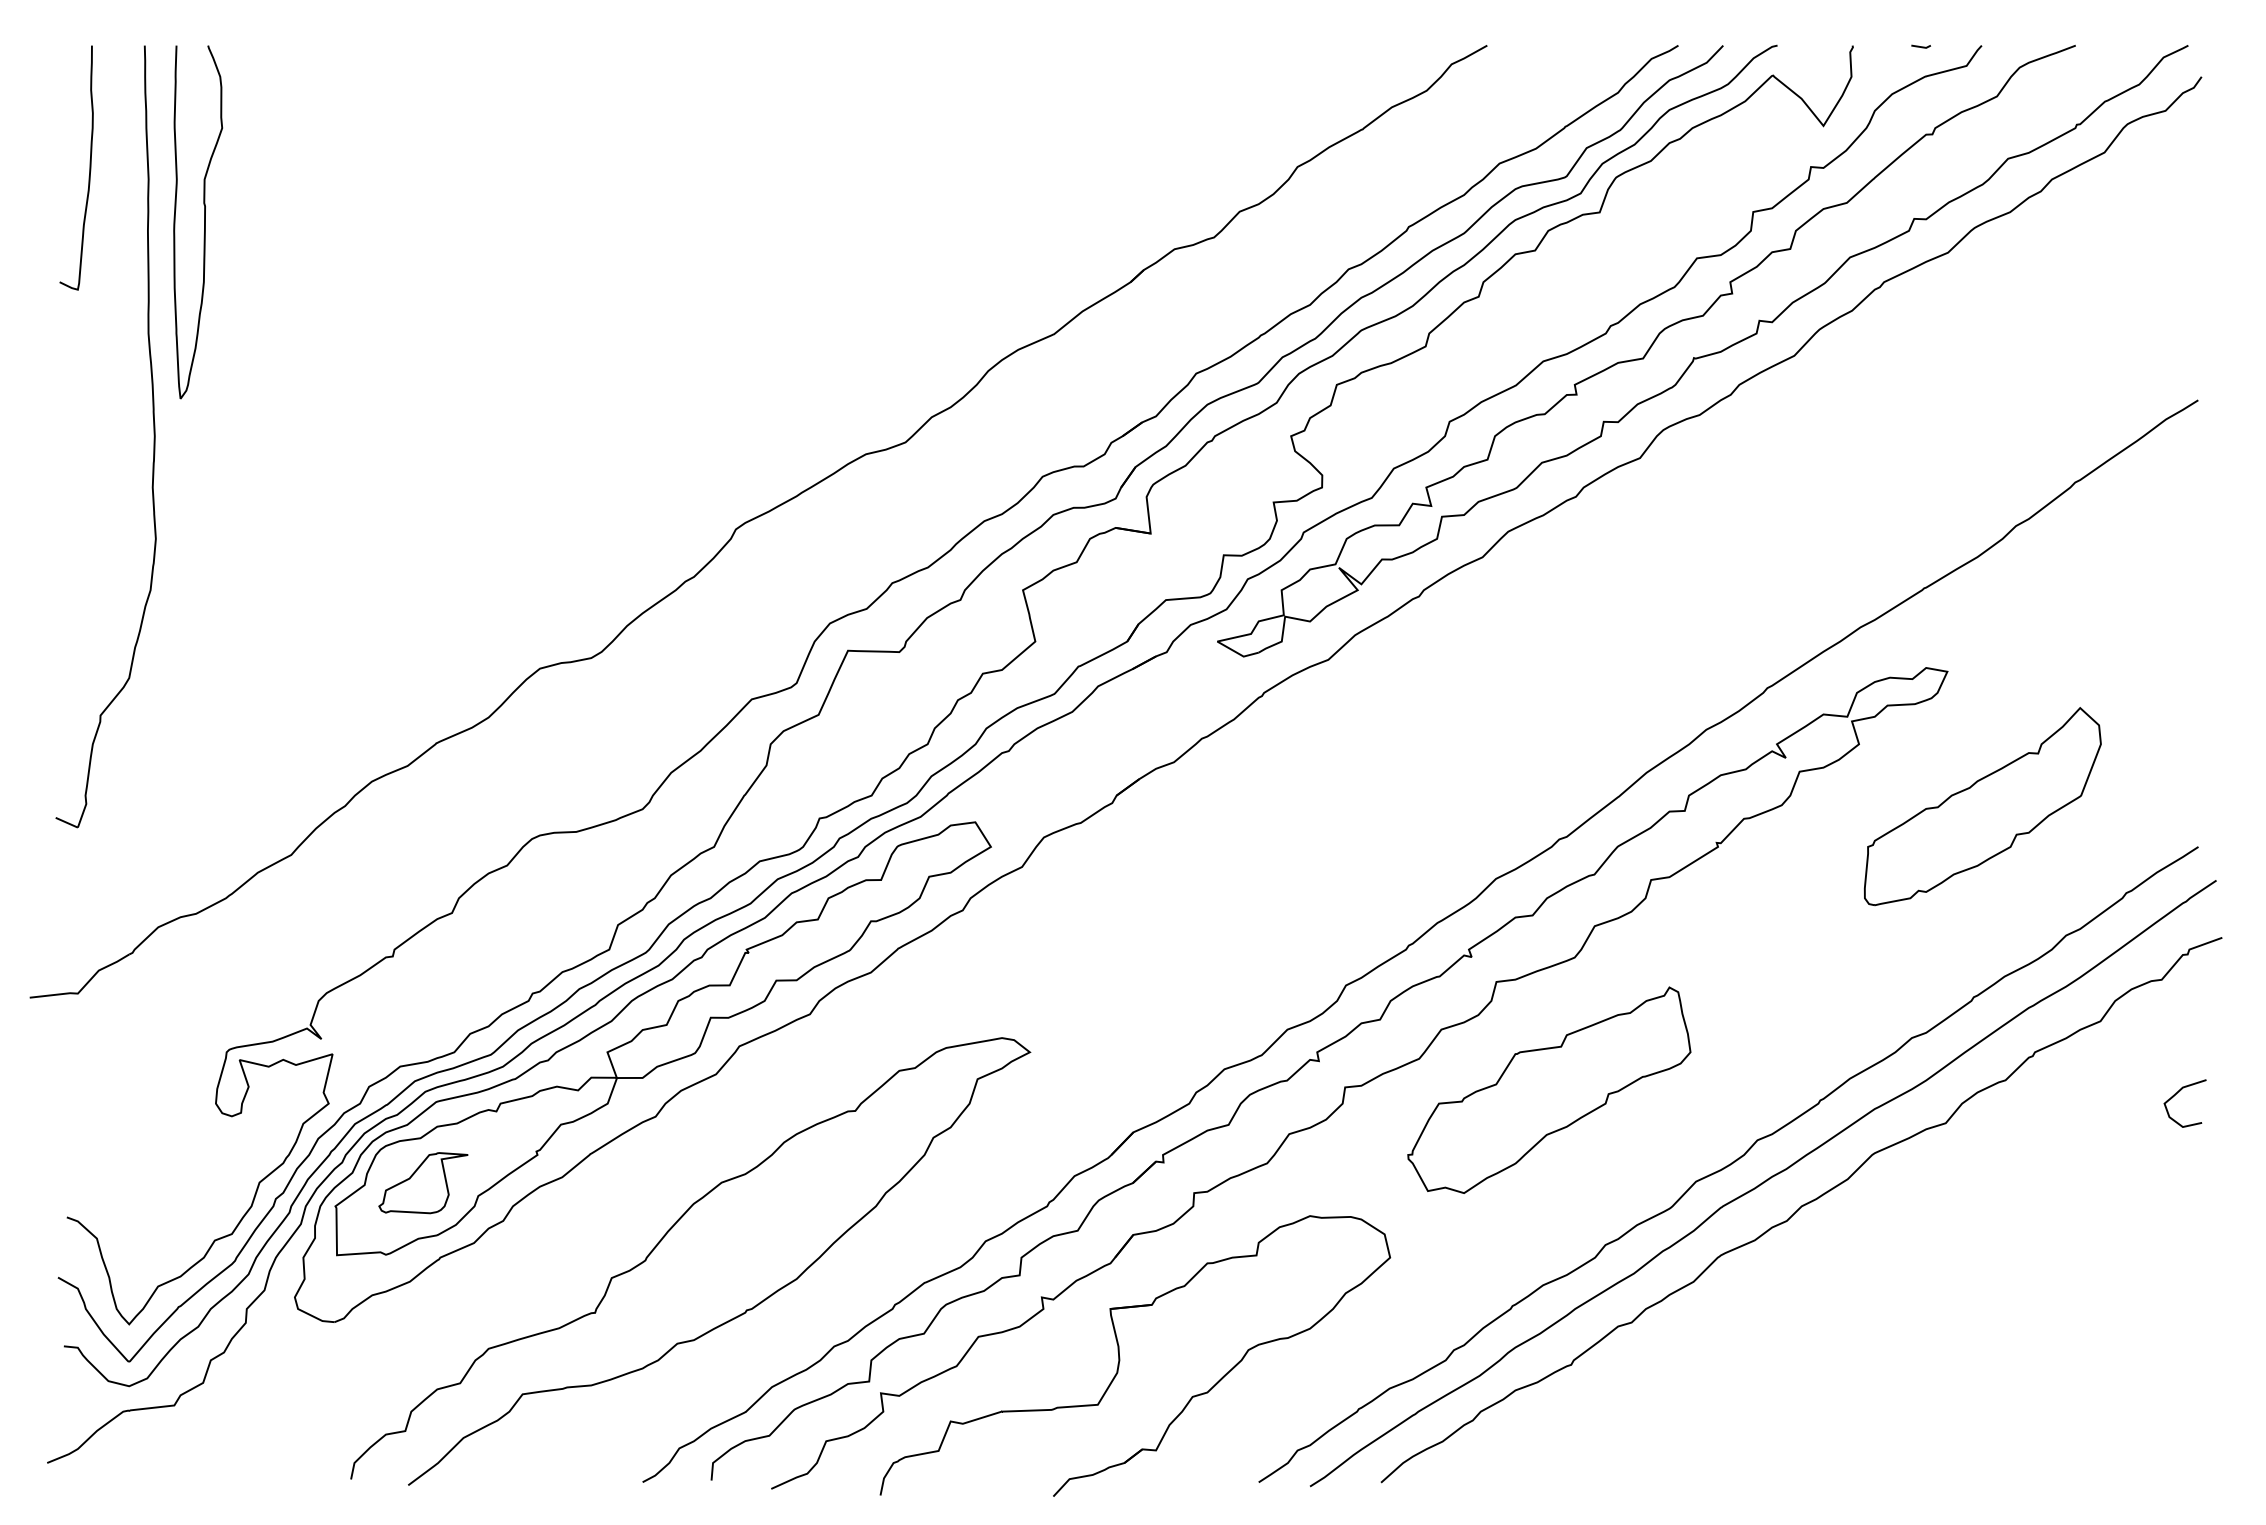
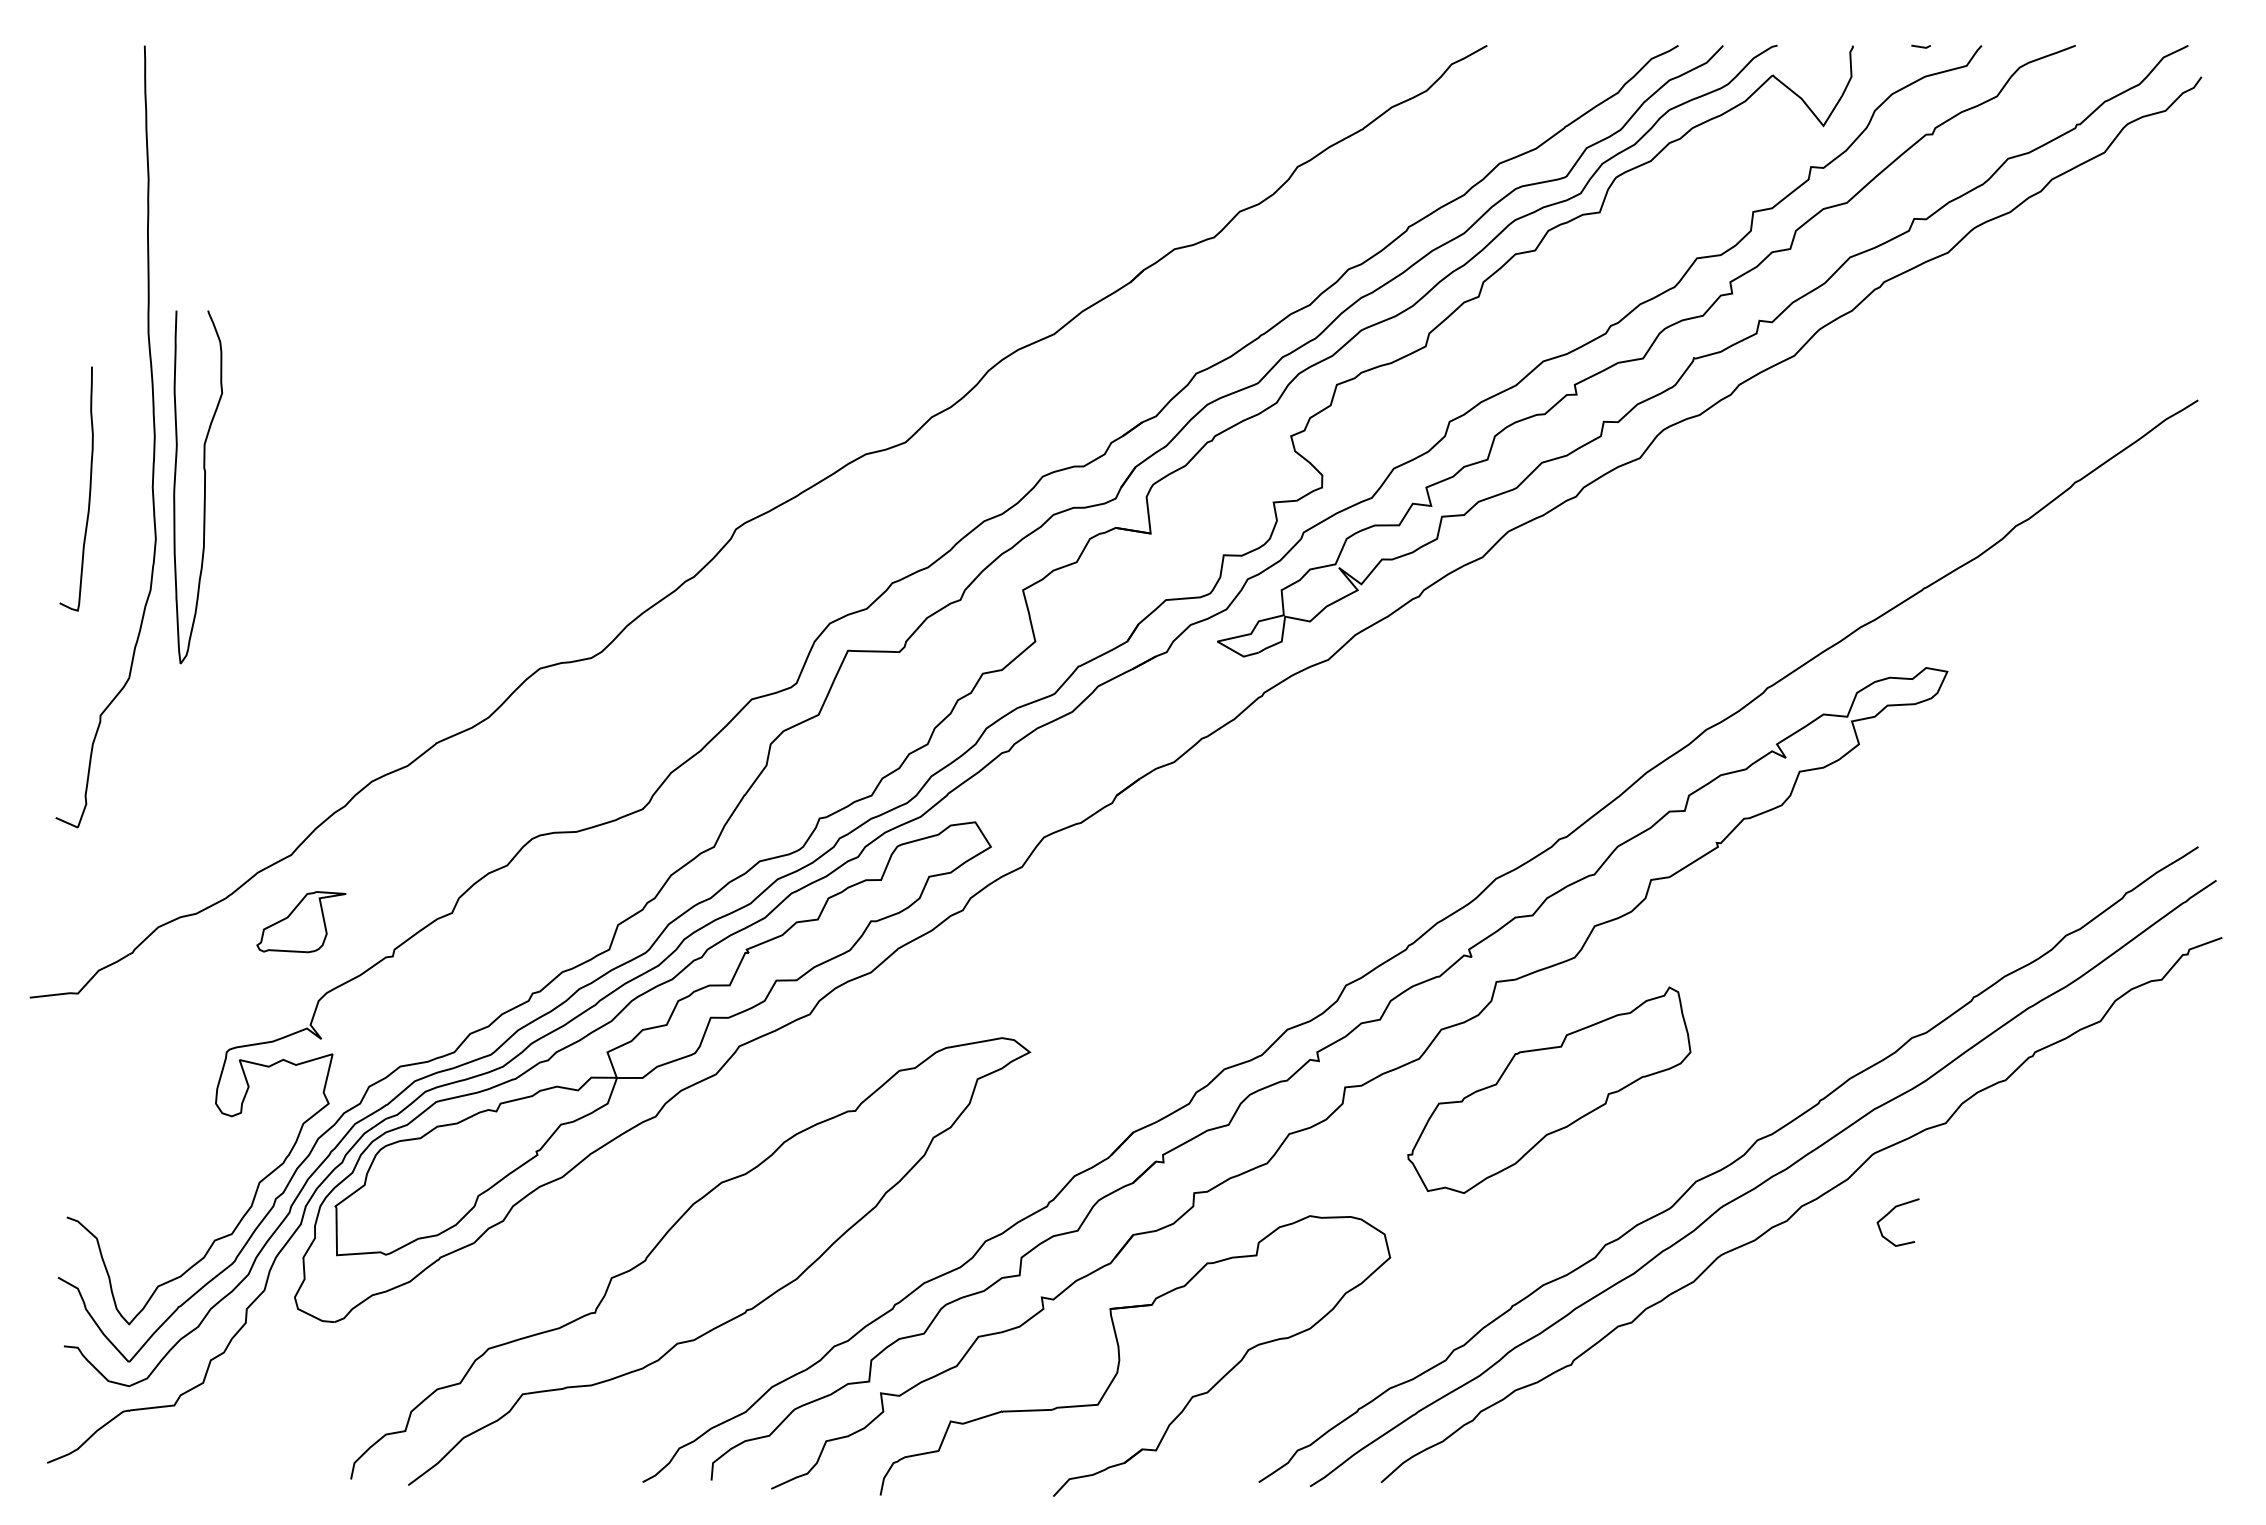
curve position: (89, 167) -> (89, 488) (89, 488)
curve position: (204, 222) -> (204, 487) (204, 487)
part: present -> none (1982, 806)
curve position: (2176, 1094) -> (1889, 1213) (1889, 1213)
part position: (423, 1183) -> (301, 922) (301, 922)
